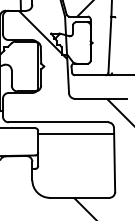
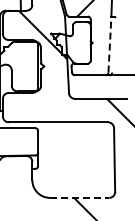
line: solid -> dashed (109, 44)
line: present -> none (76, 134)
line: solid -> dashed (79, 197)
